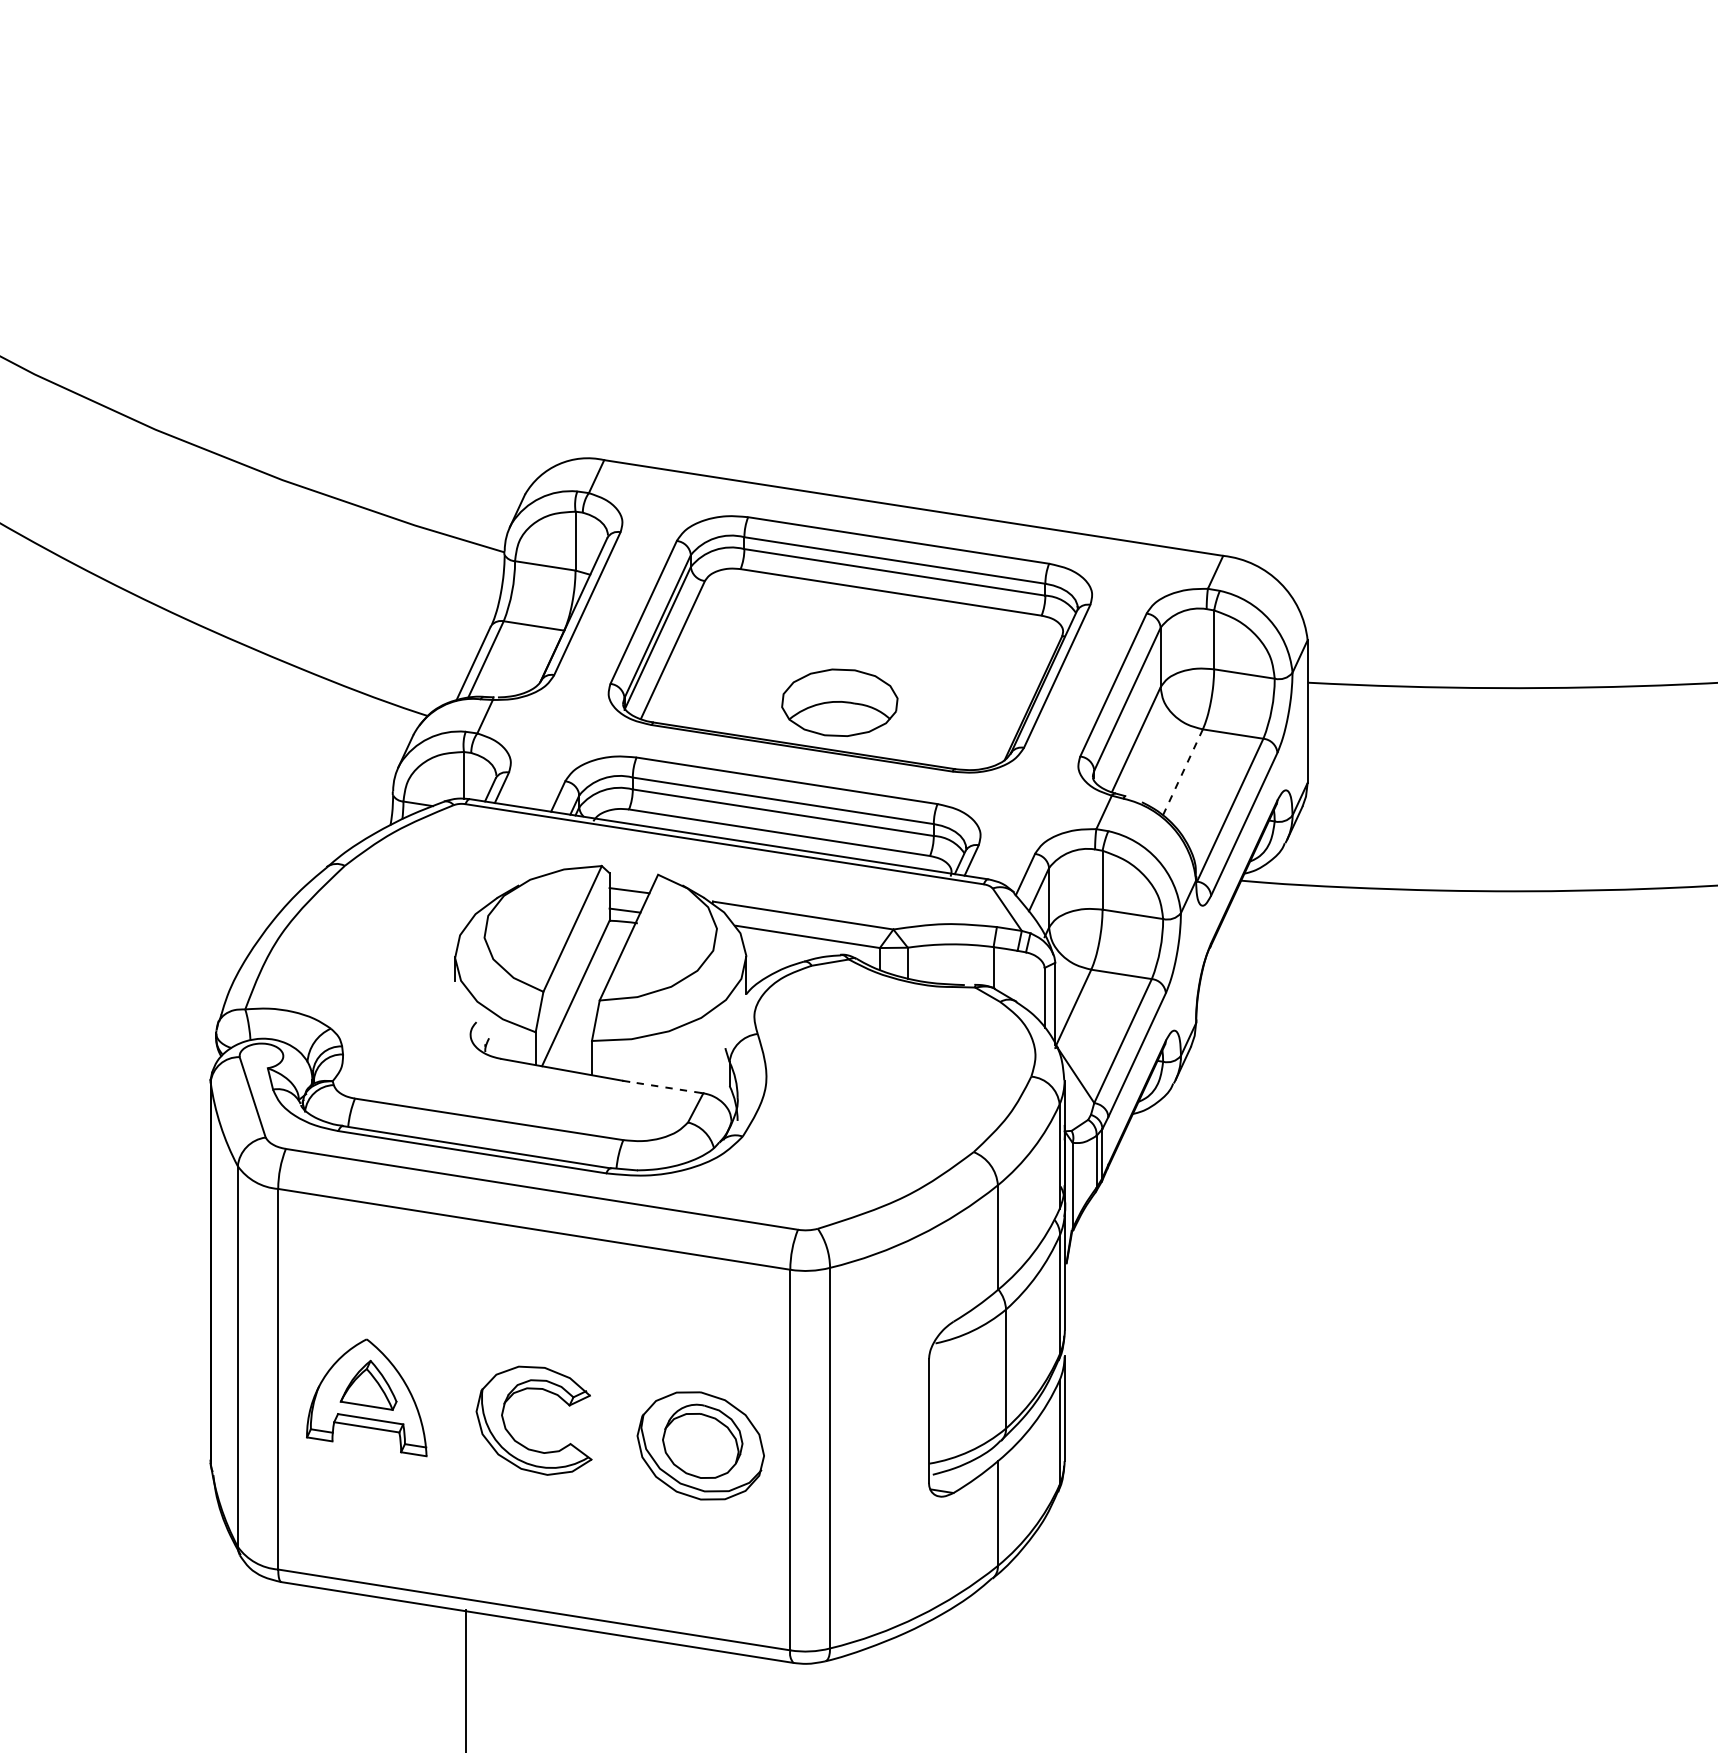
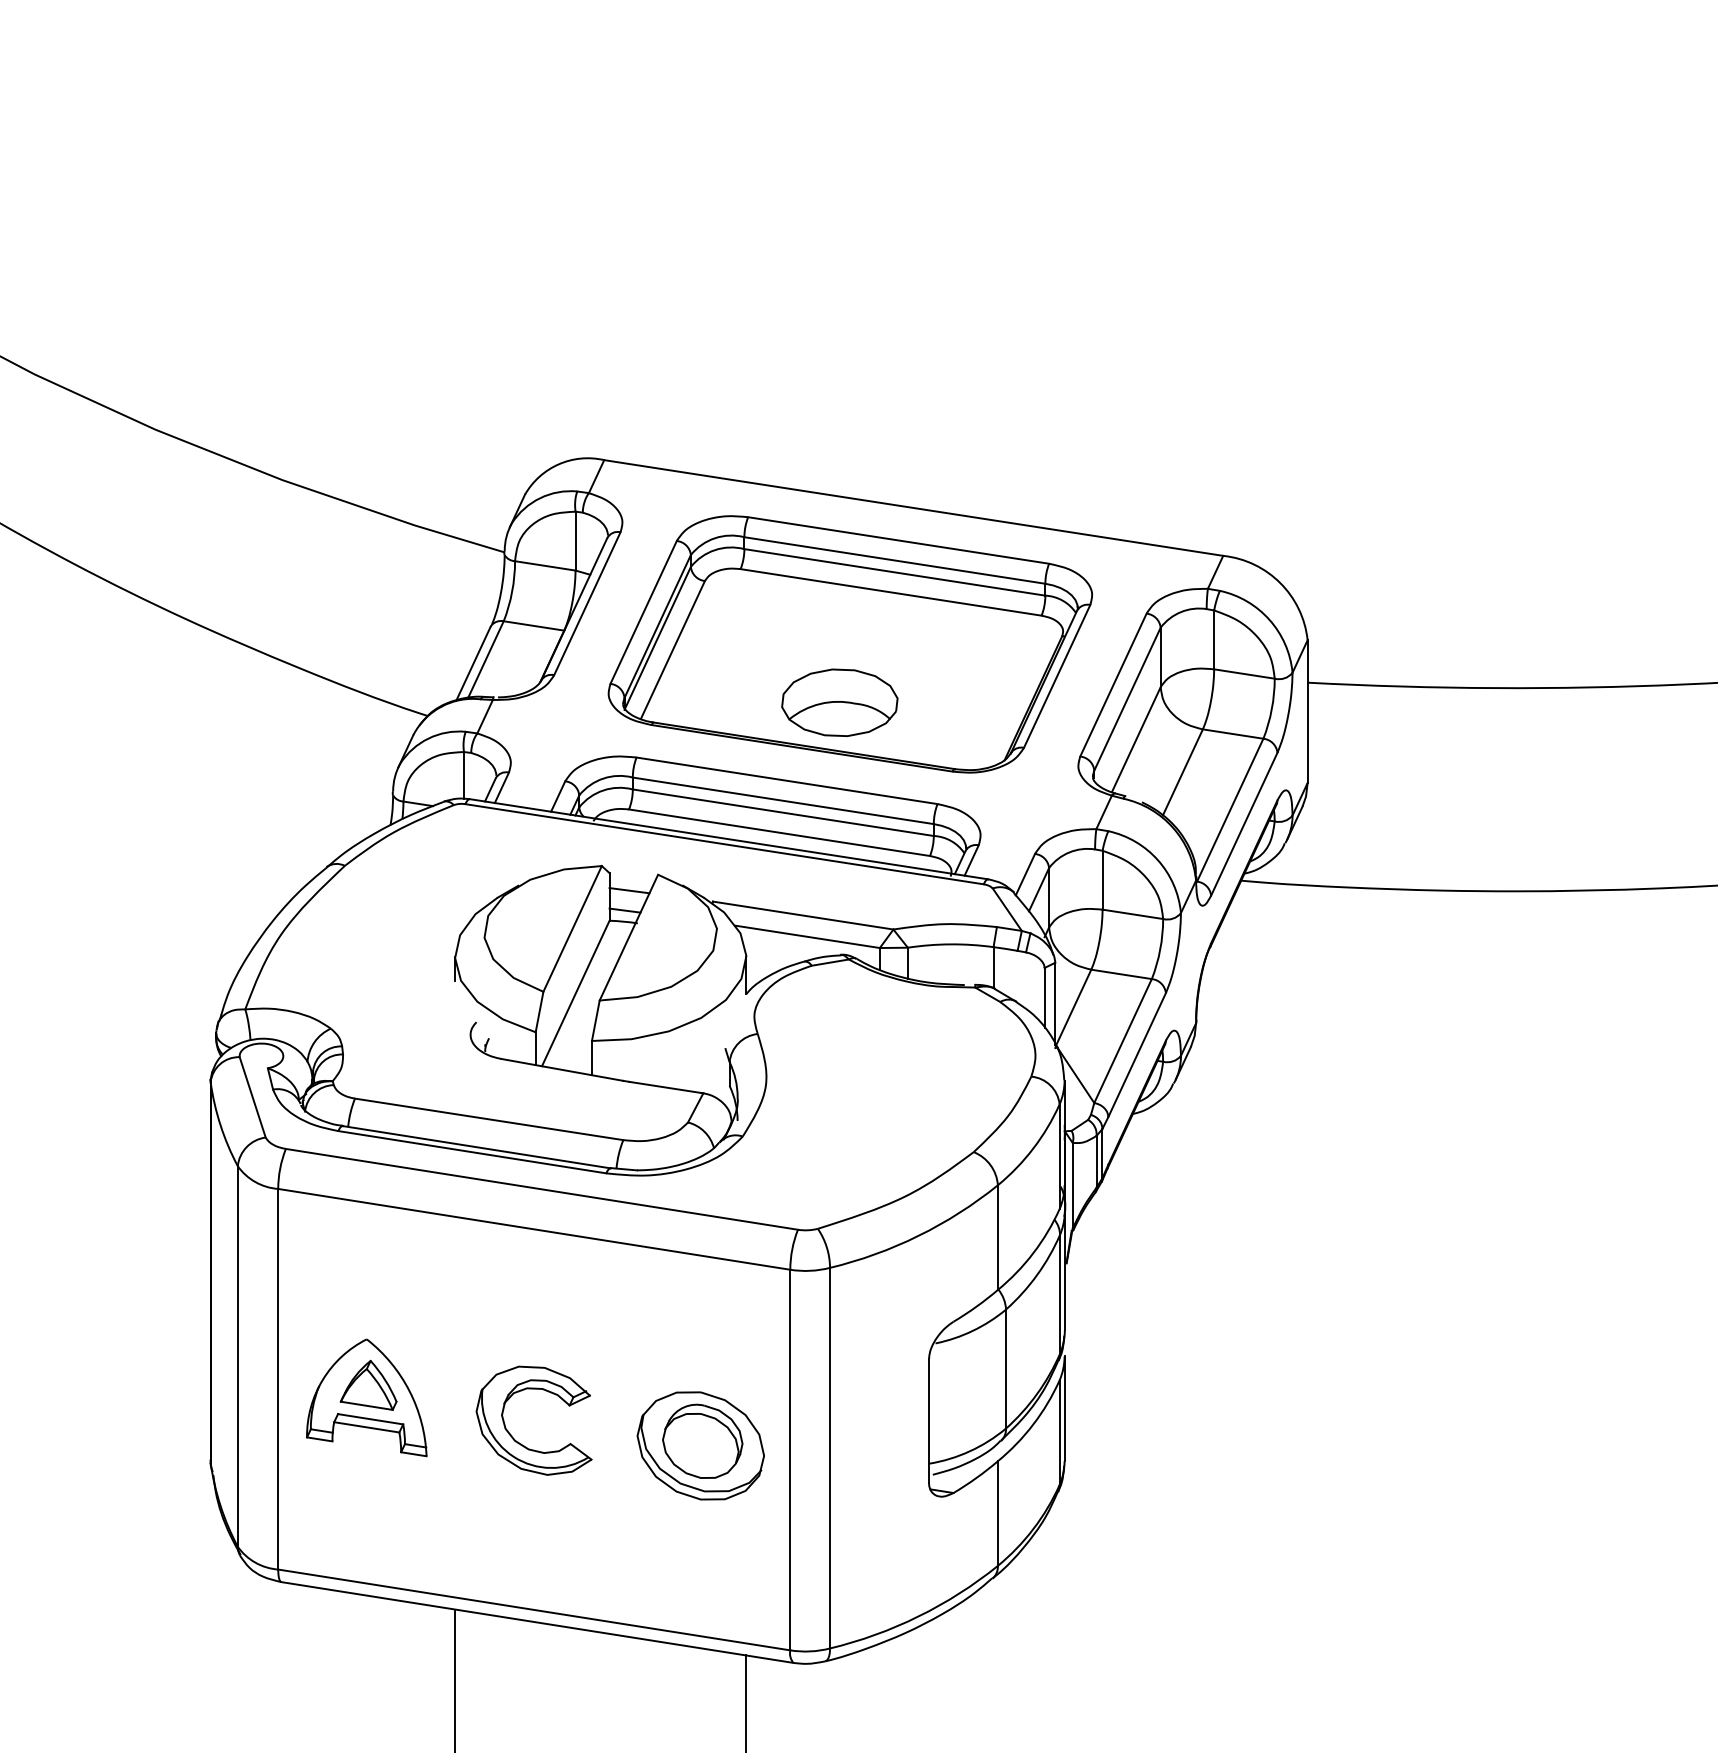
line: dashed -> solid (1182, 772)
line: dashed -> solid (665, 1087)
line position: (466, 1679) -> (455, 1679) (455, 1679)
line: none -> present (746, 1702)
